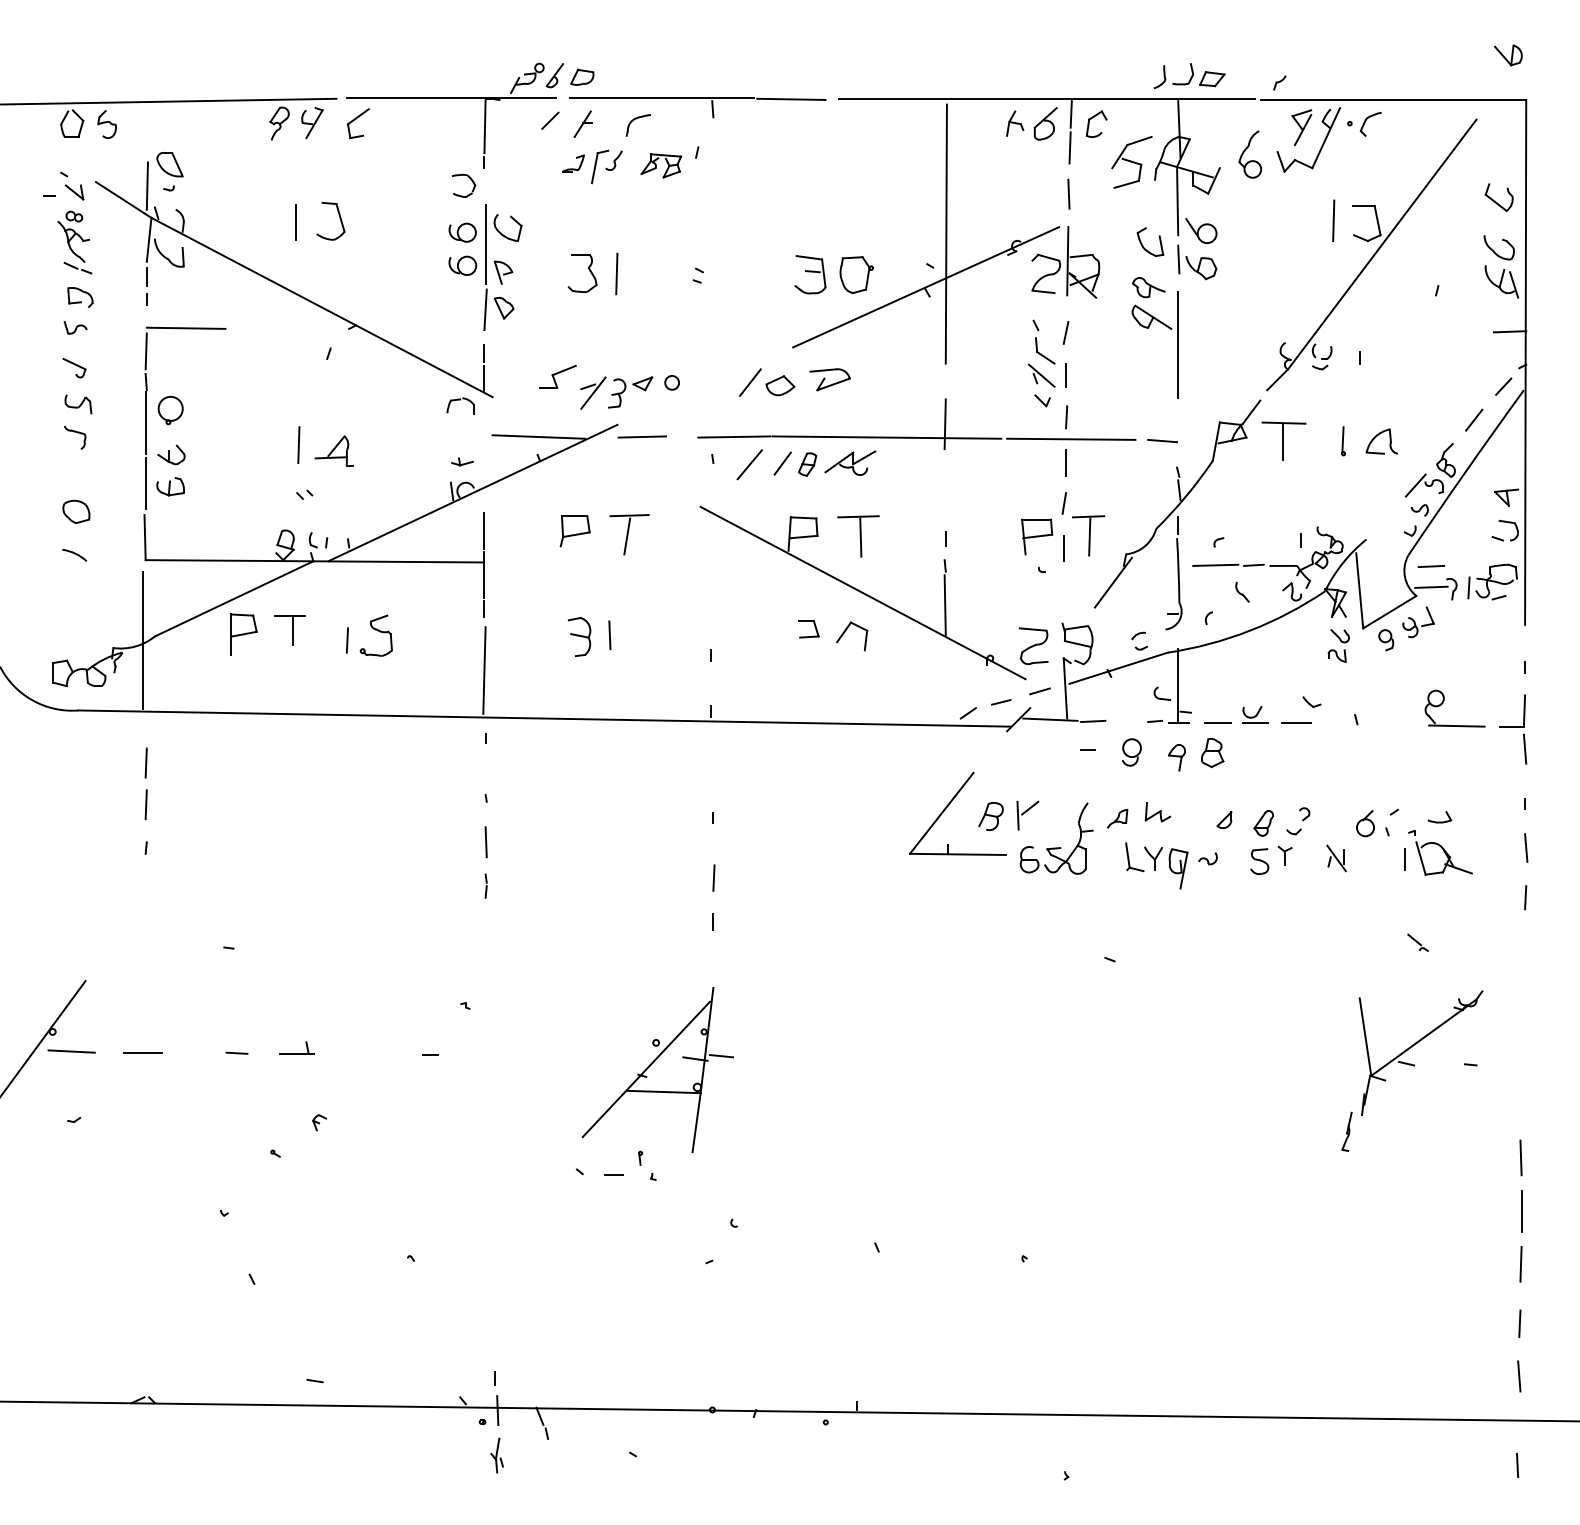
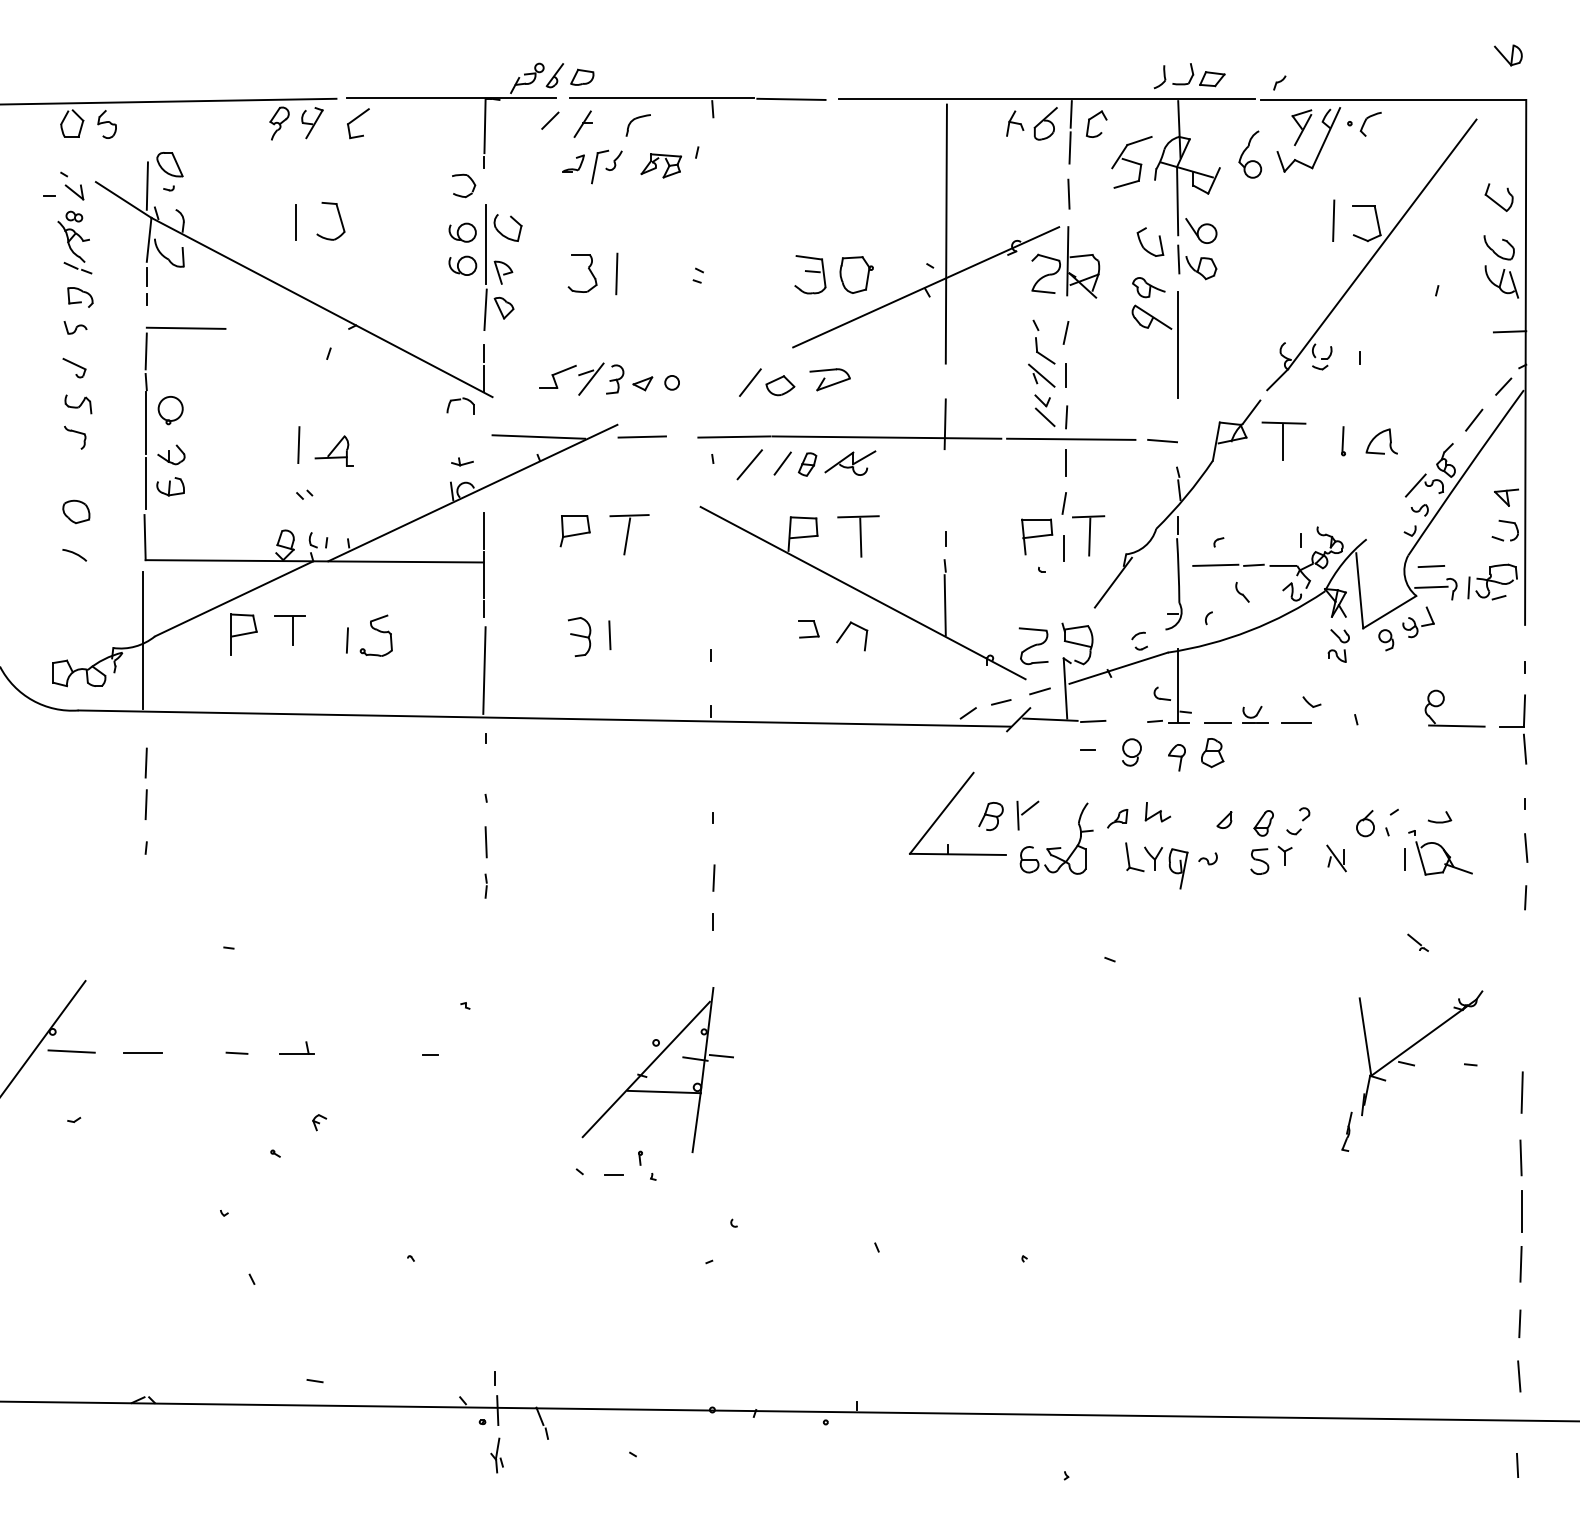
part position: (599, 387) -> (597, 373) (597, 373)
line: none -> present (1044, 417)
line: none -> present (1521, 1092)
